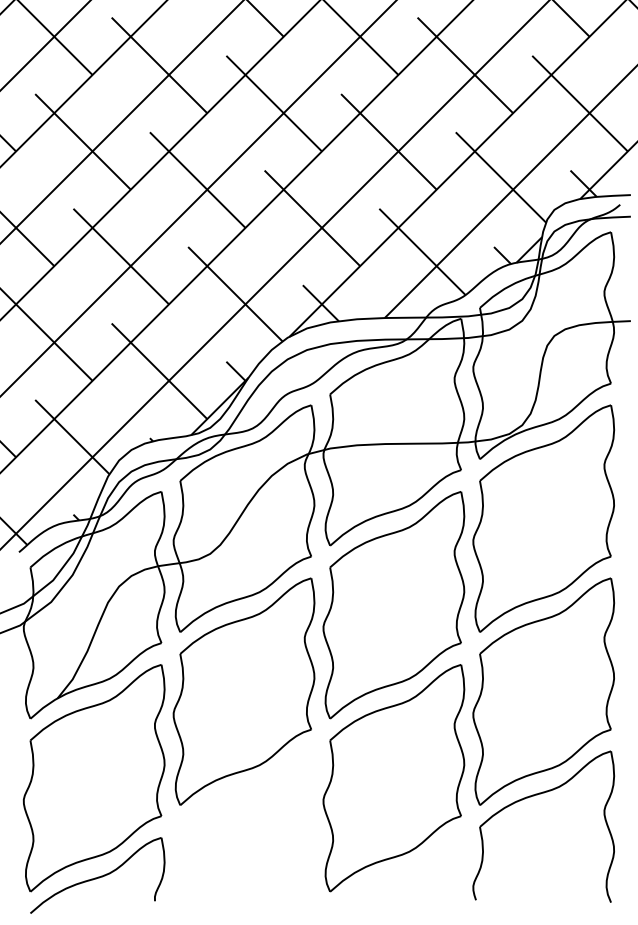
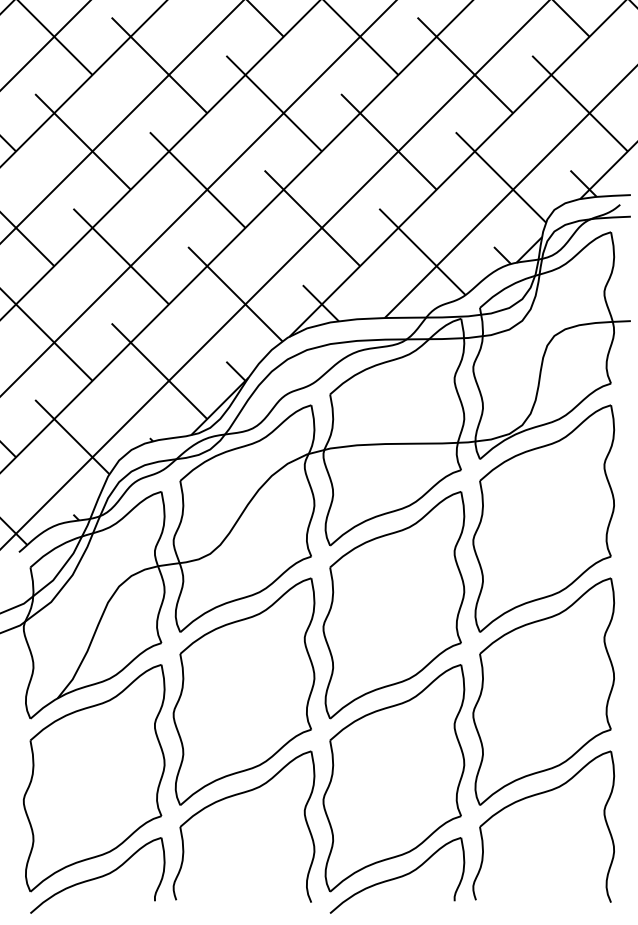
part: none -> present (234, 796)
part: none -> present (397, 875)
